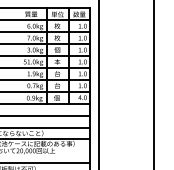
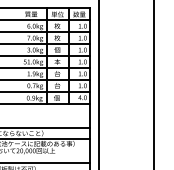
line: present -> none (46, 115)
